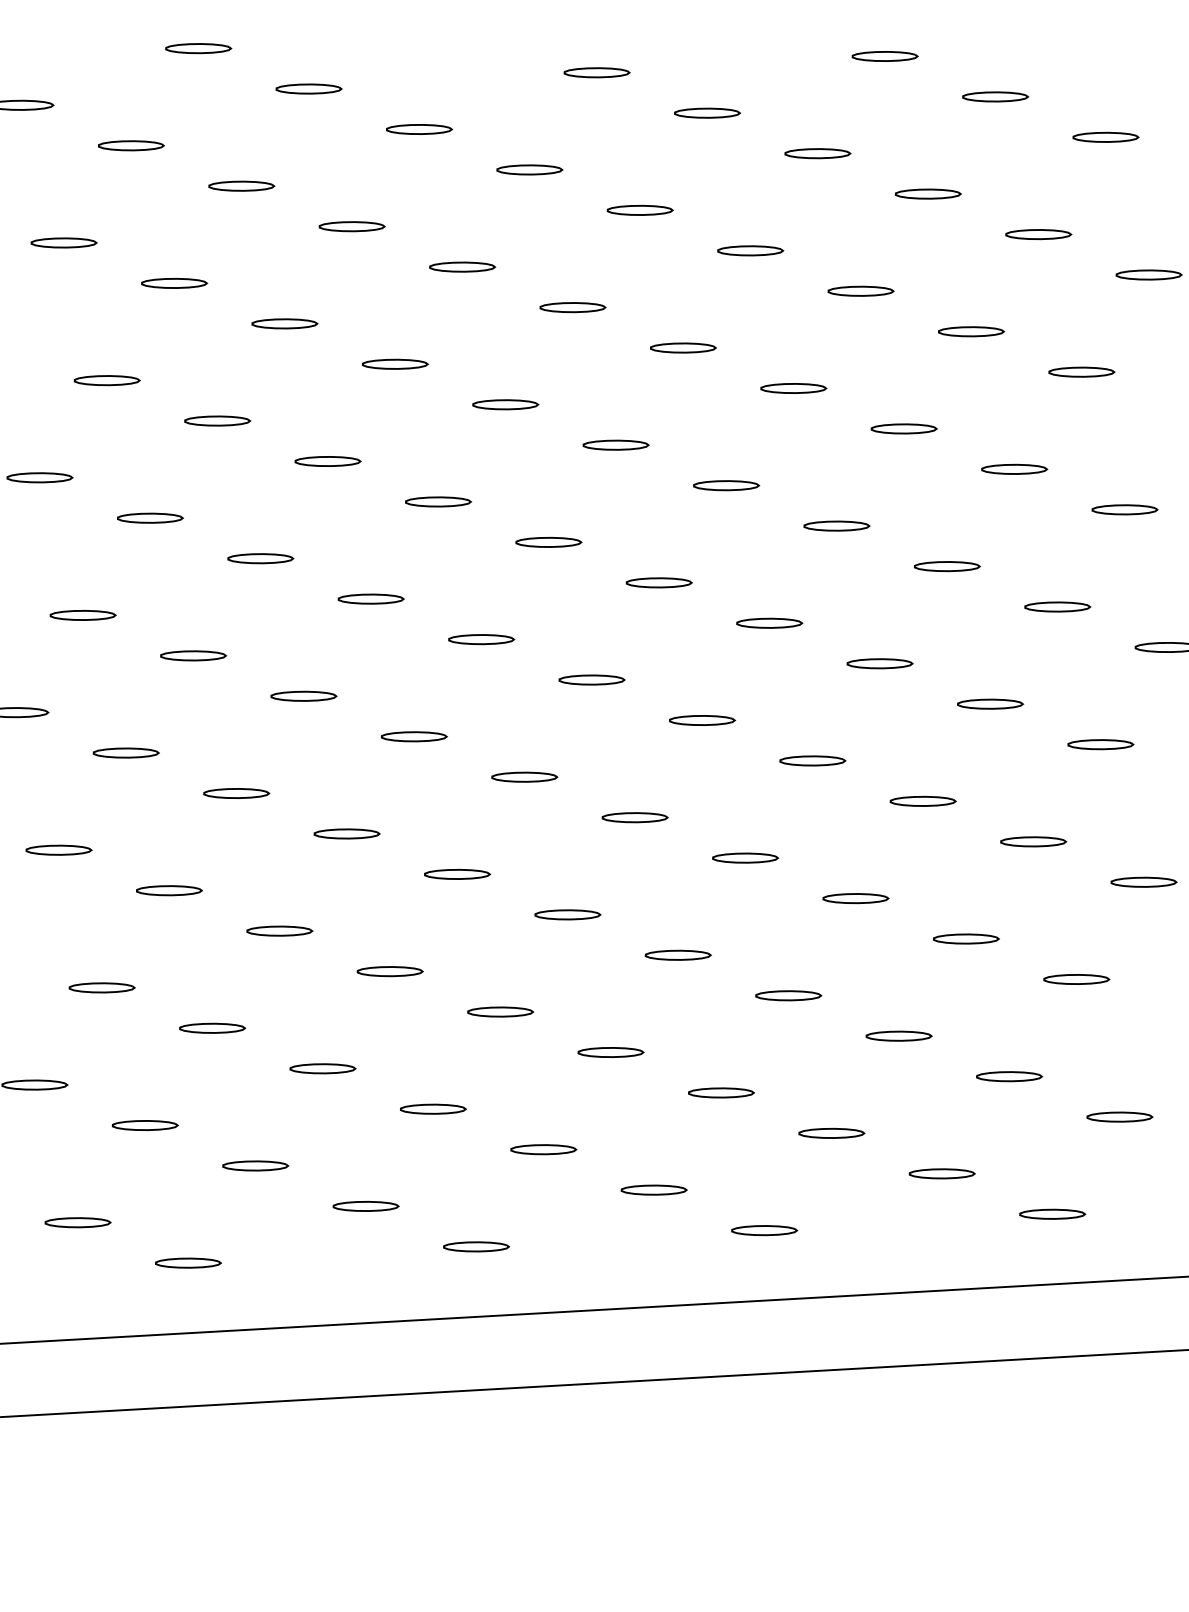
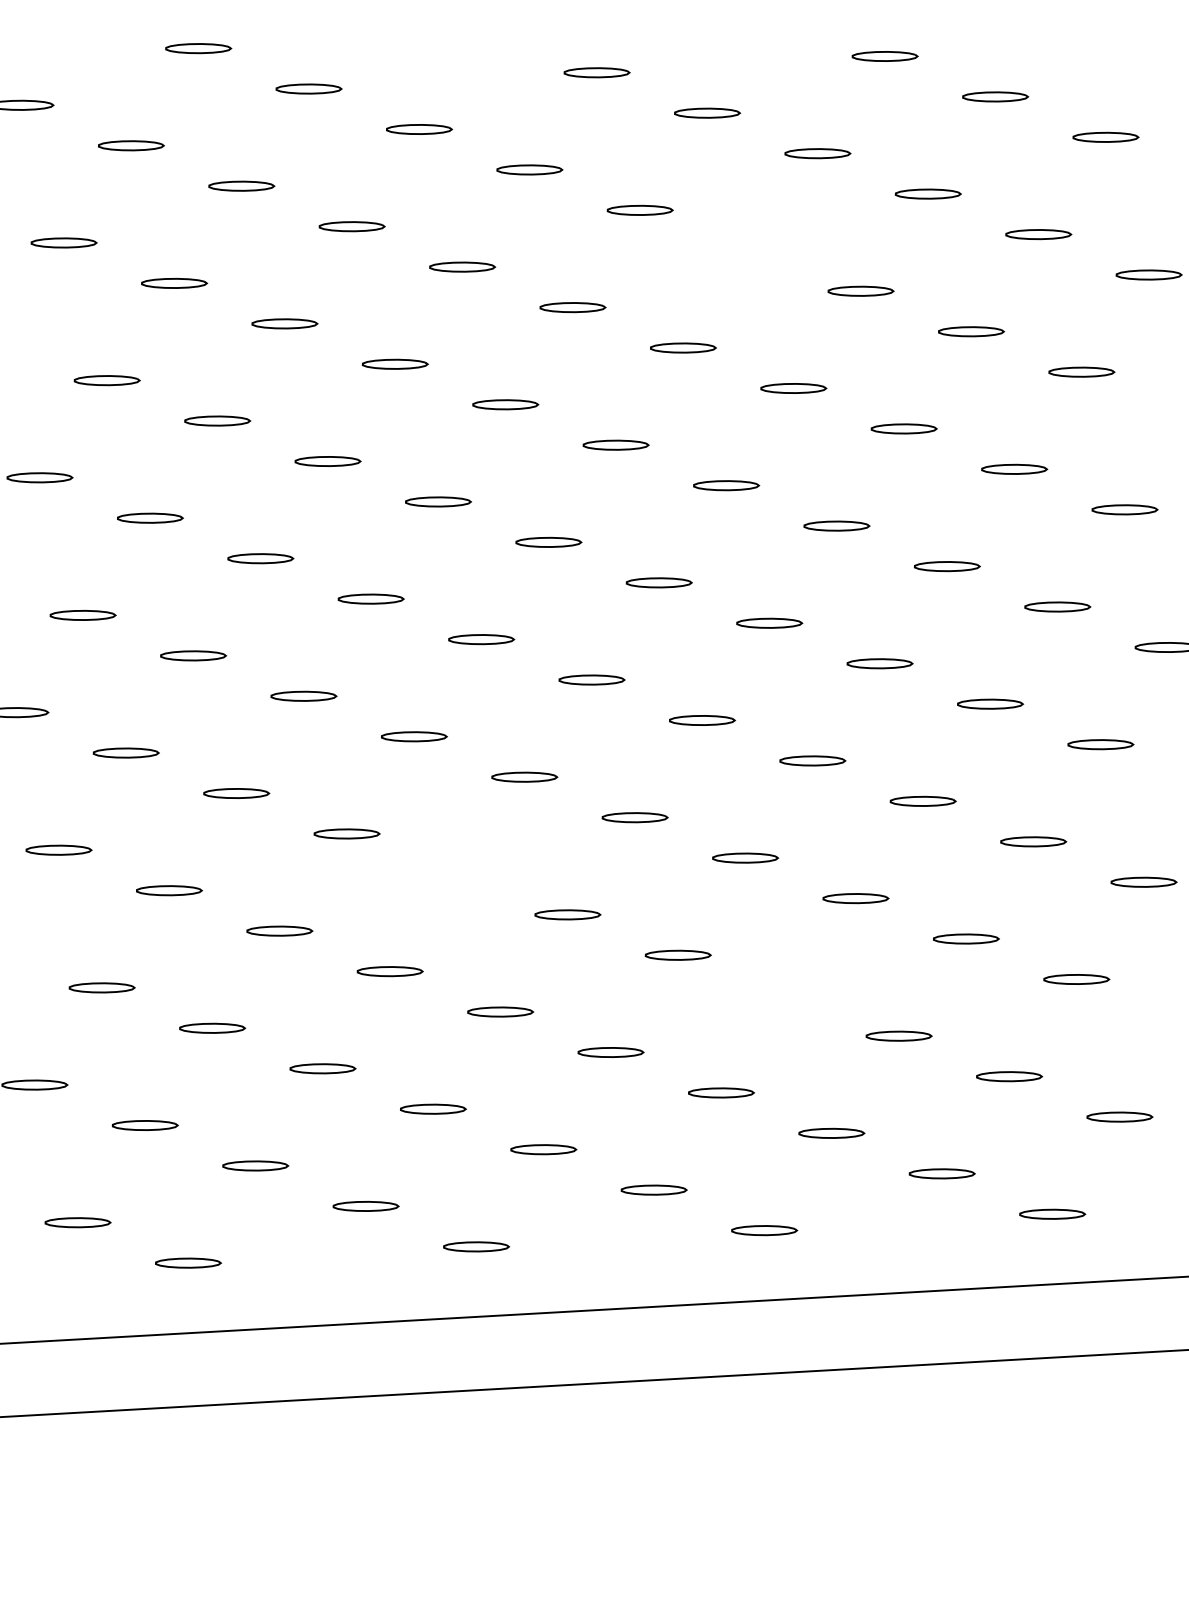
part: present -> none (750, 250)
part: present -> none (457, 873)
part: present -> none (788, 995)
